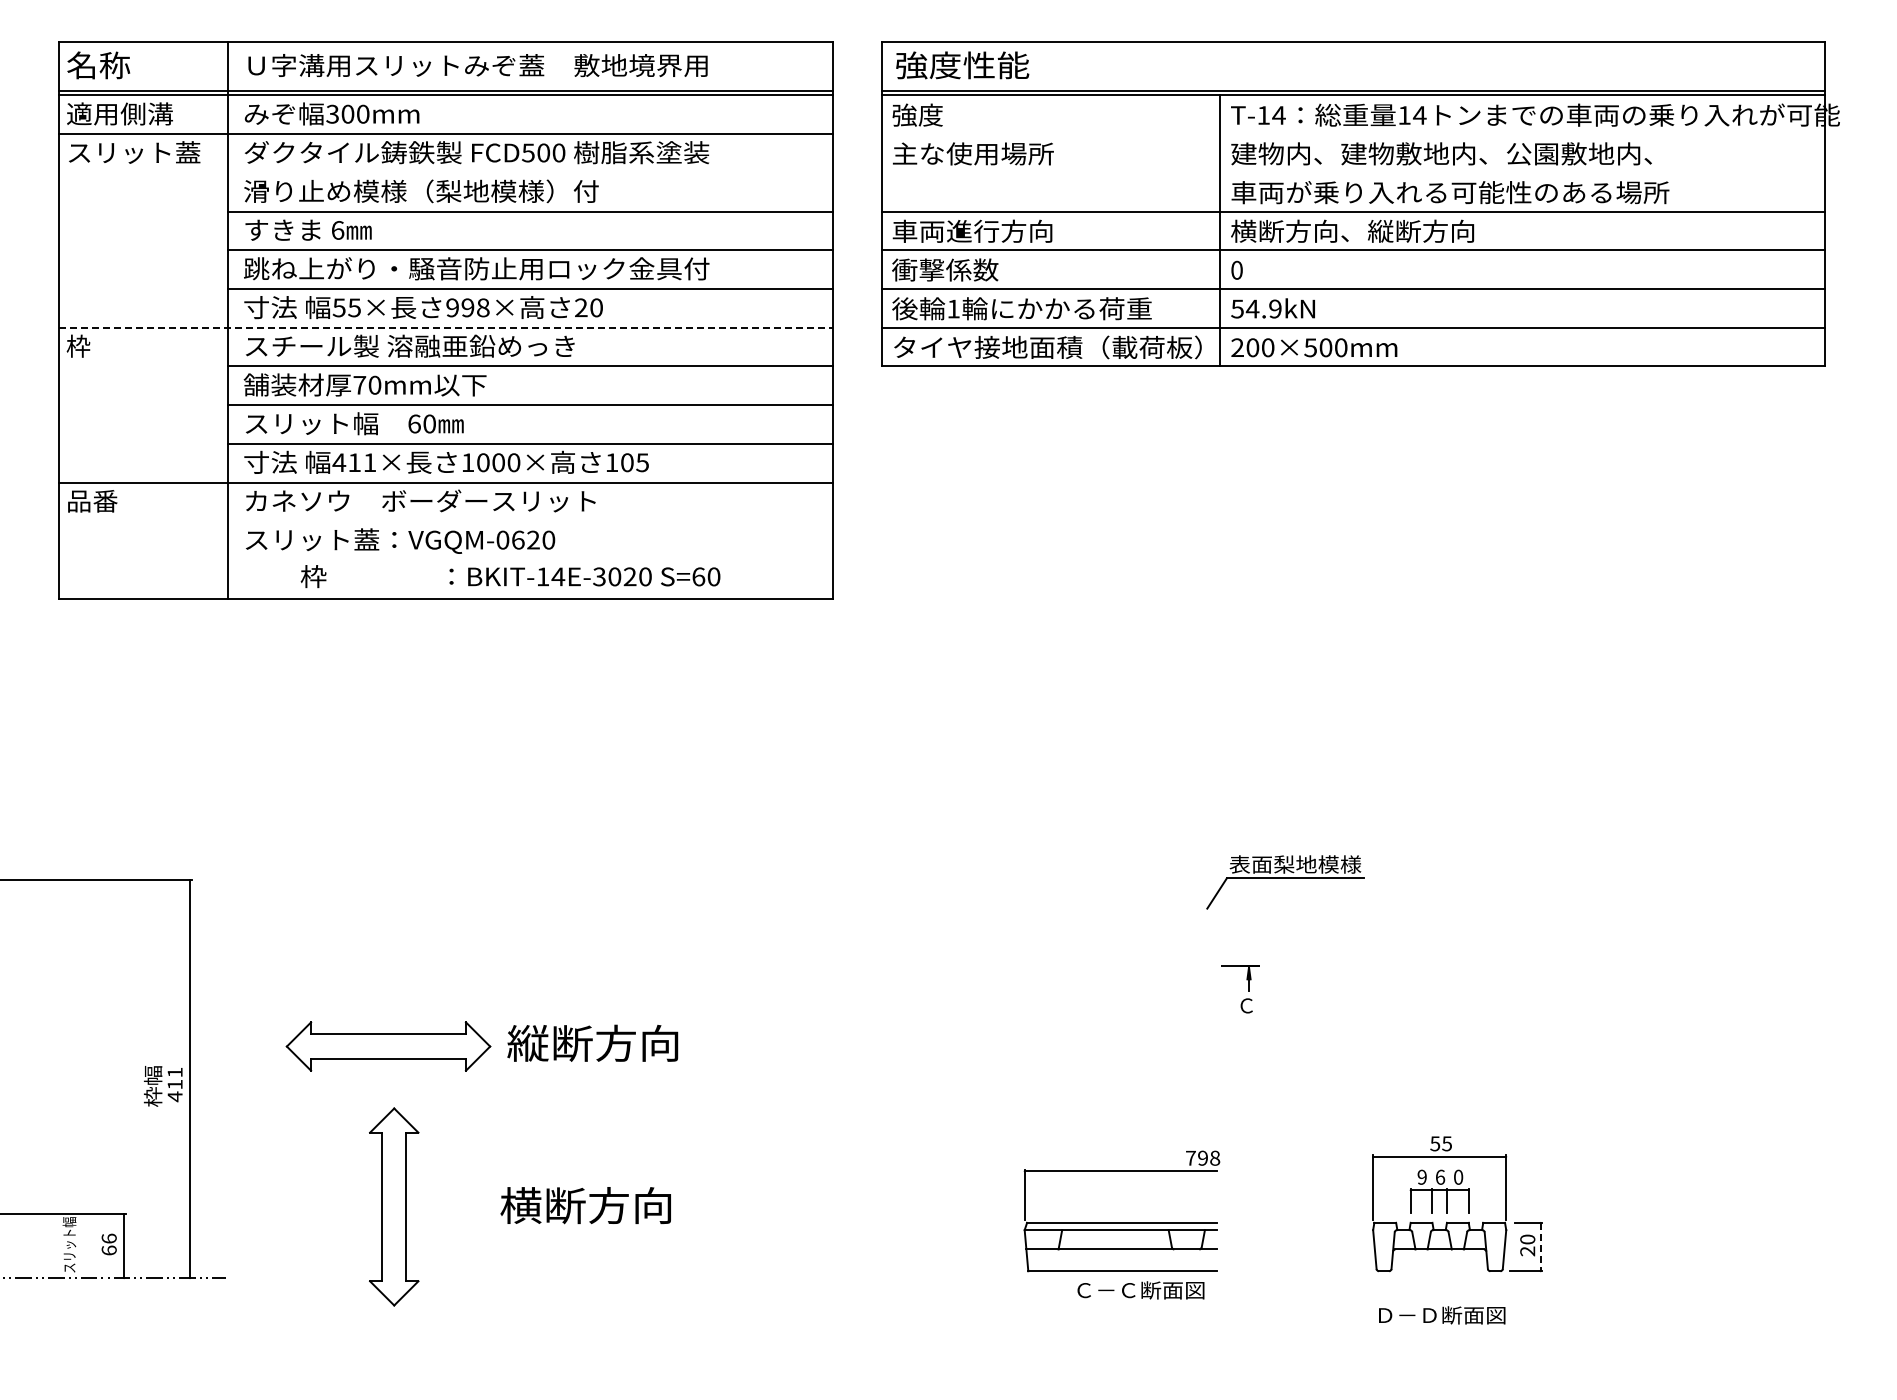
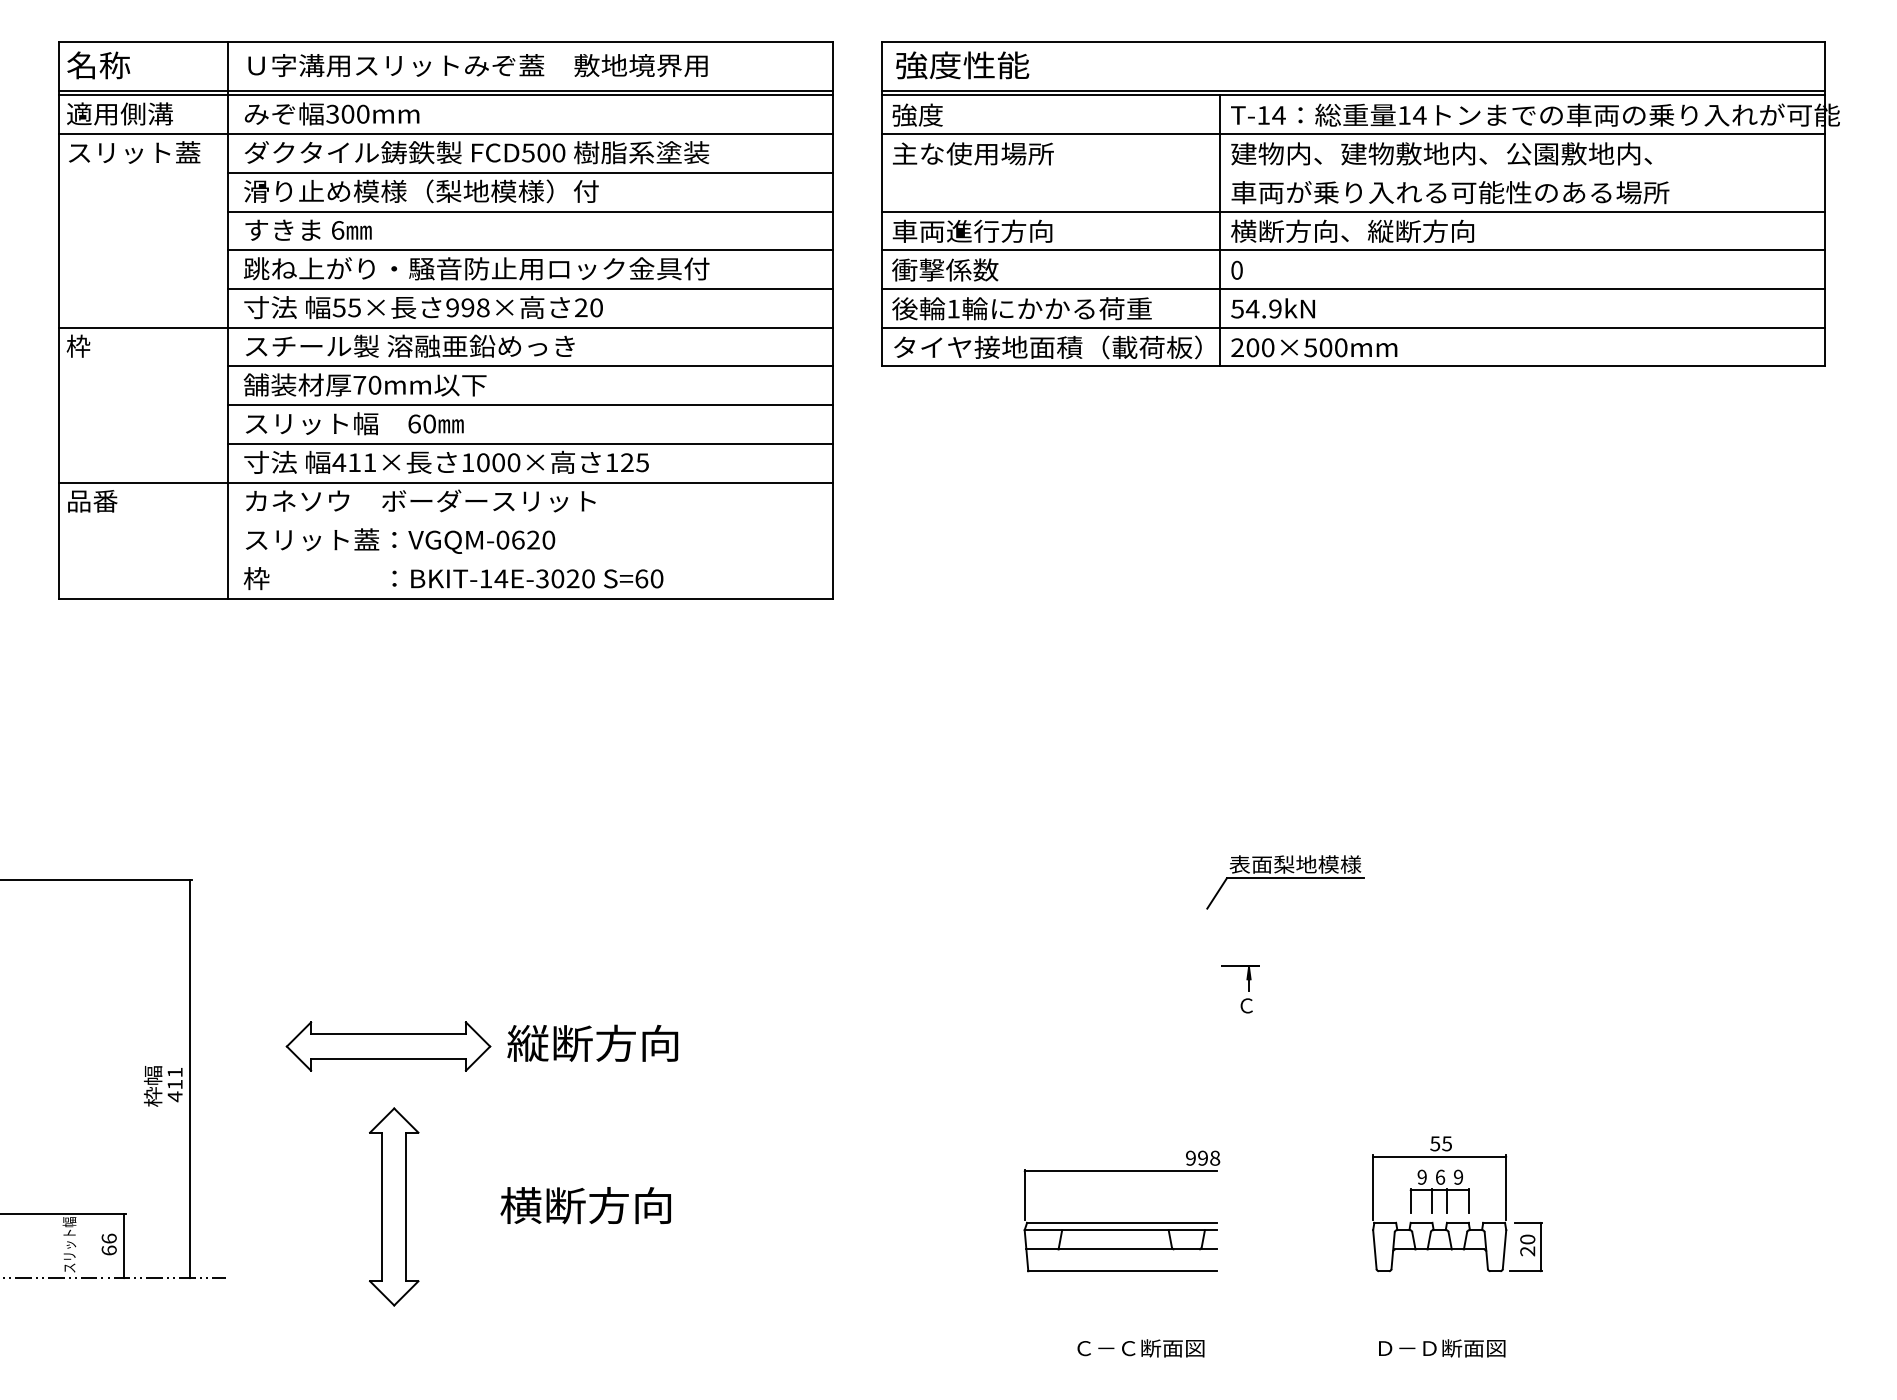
line: none -> present (1353, 134)
line: none -> present (530, 172)
line: dashed -> solid (446, 327)
text: 105 -> 125 (627, 462)
text position: (510, 576) -> (453, 578) (453, 578)
text: 798 -> 998 (1190, 1157)
text: 0 -> 9 (1458, 1176)
line: dashed -> solid (1540, 1247)
text position: (1140, 1290) -> (1140, 1348) (1140, 1348)
text position: (1442, 1315) -> (1442, 1348) (1442, 1348)
